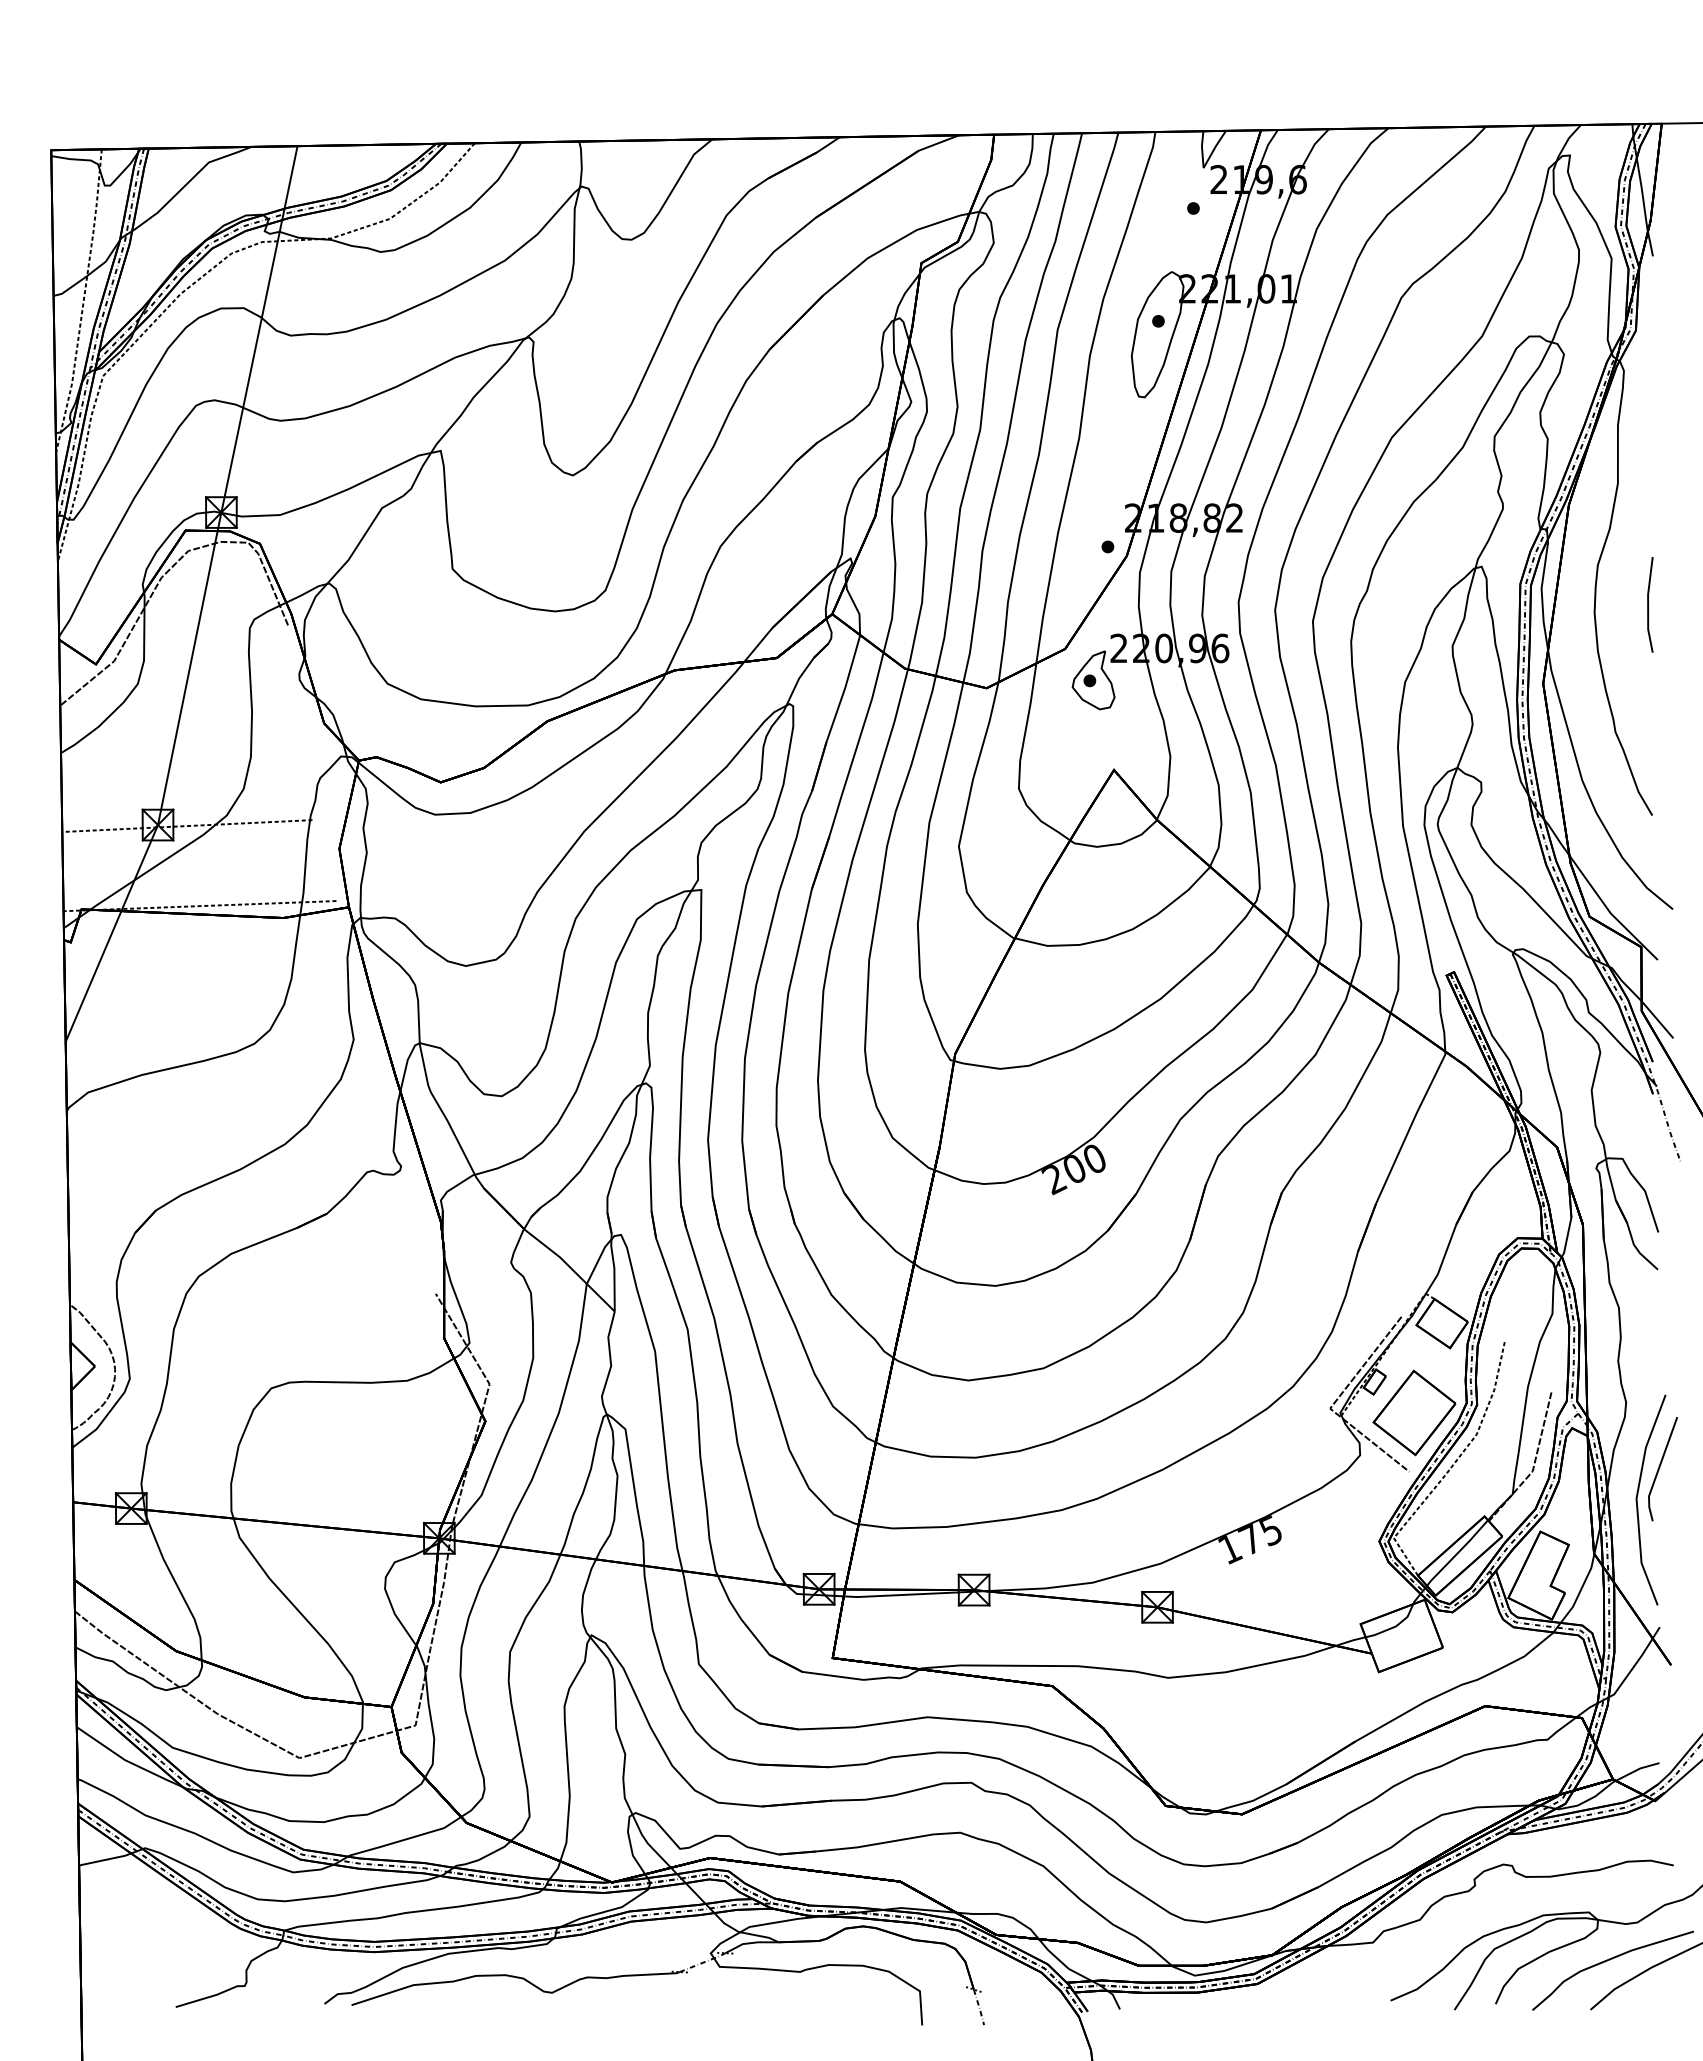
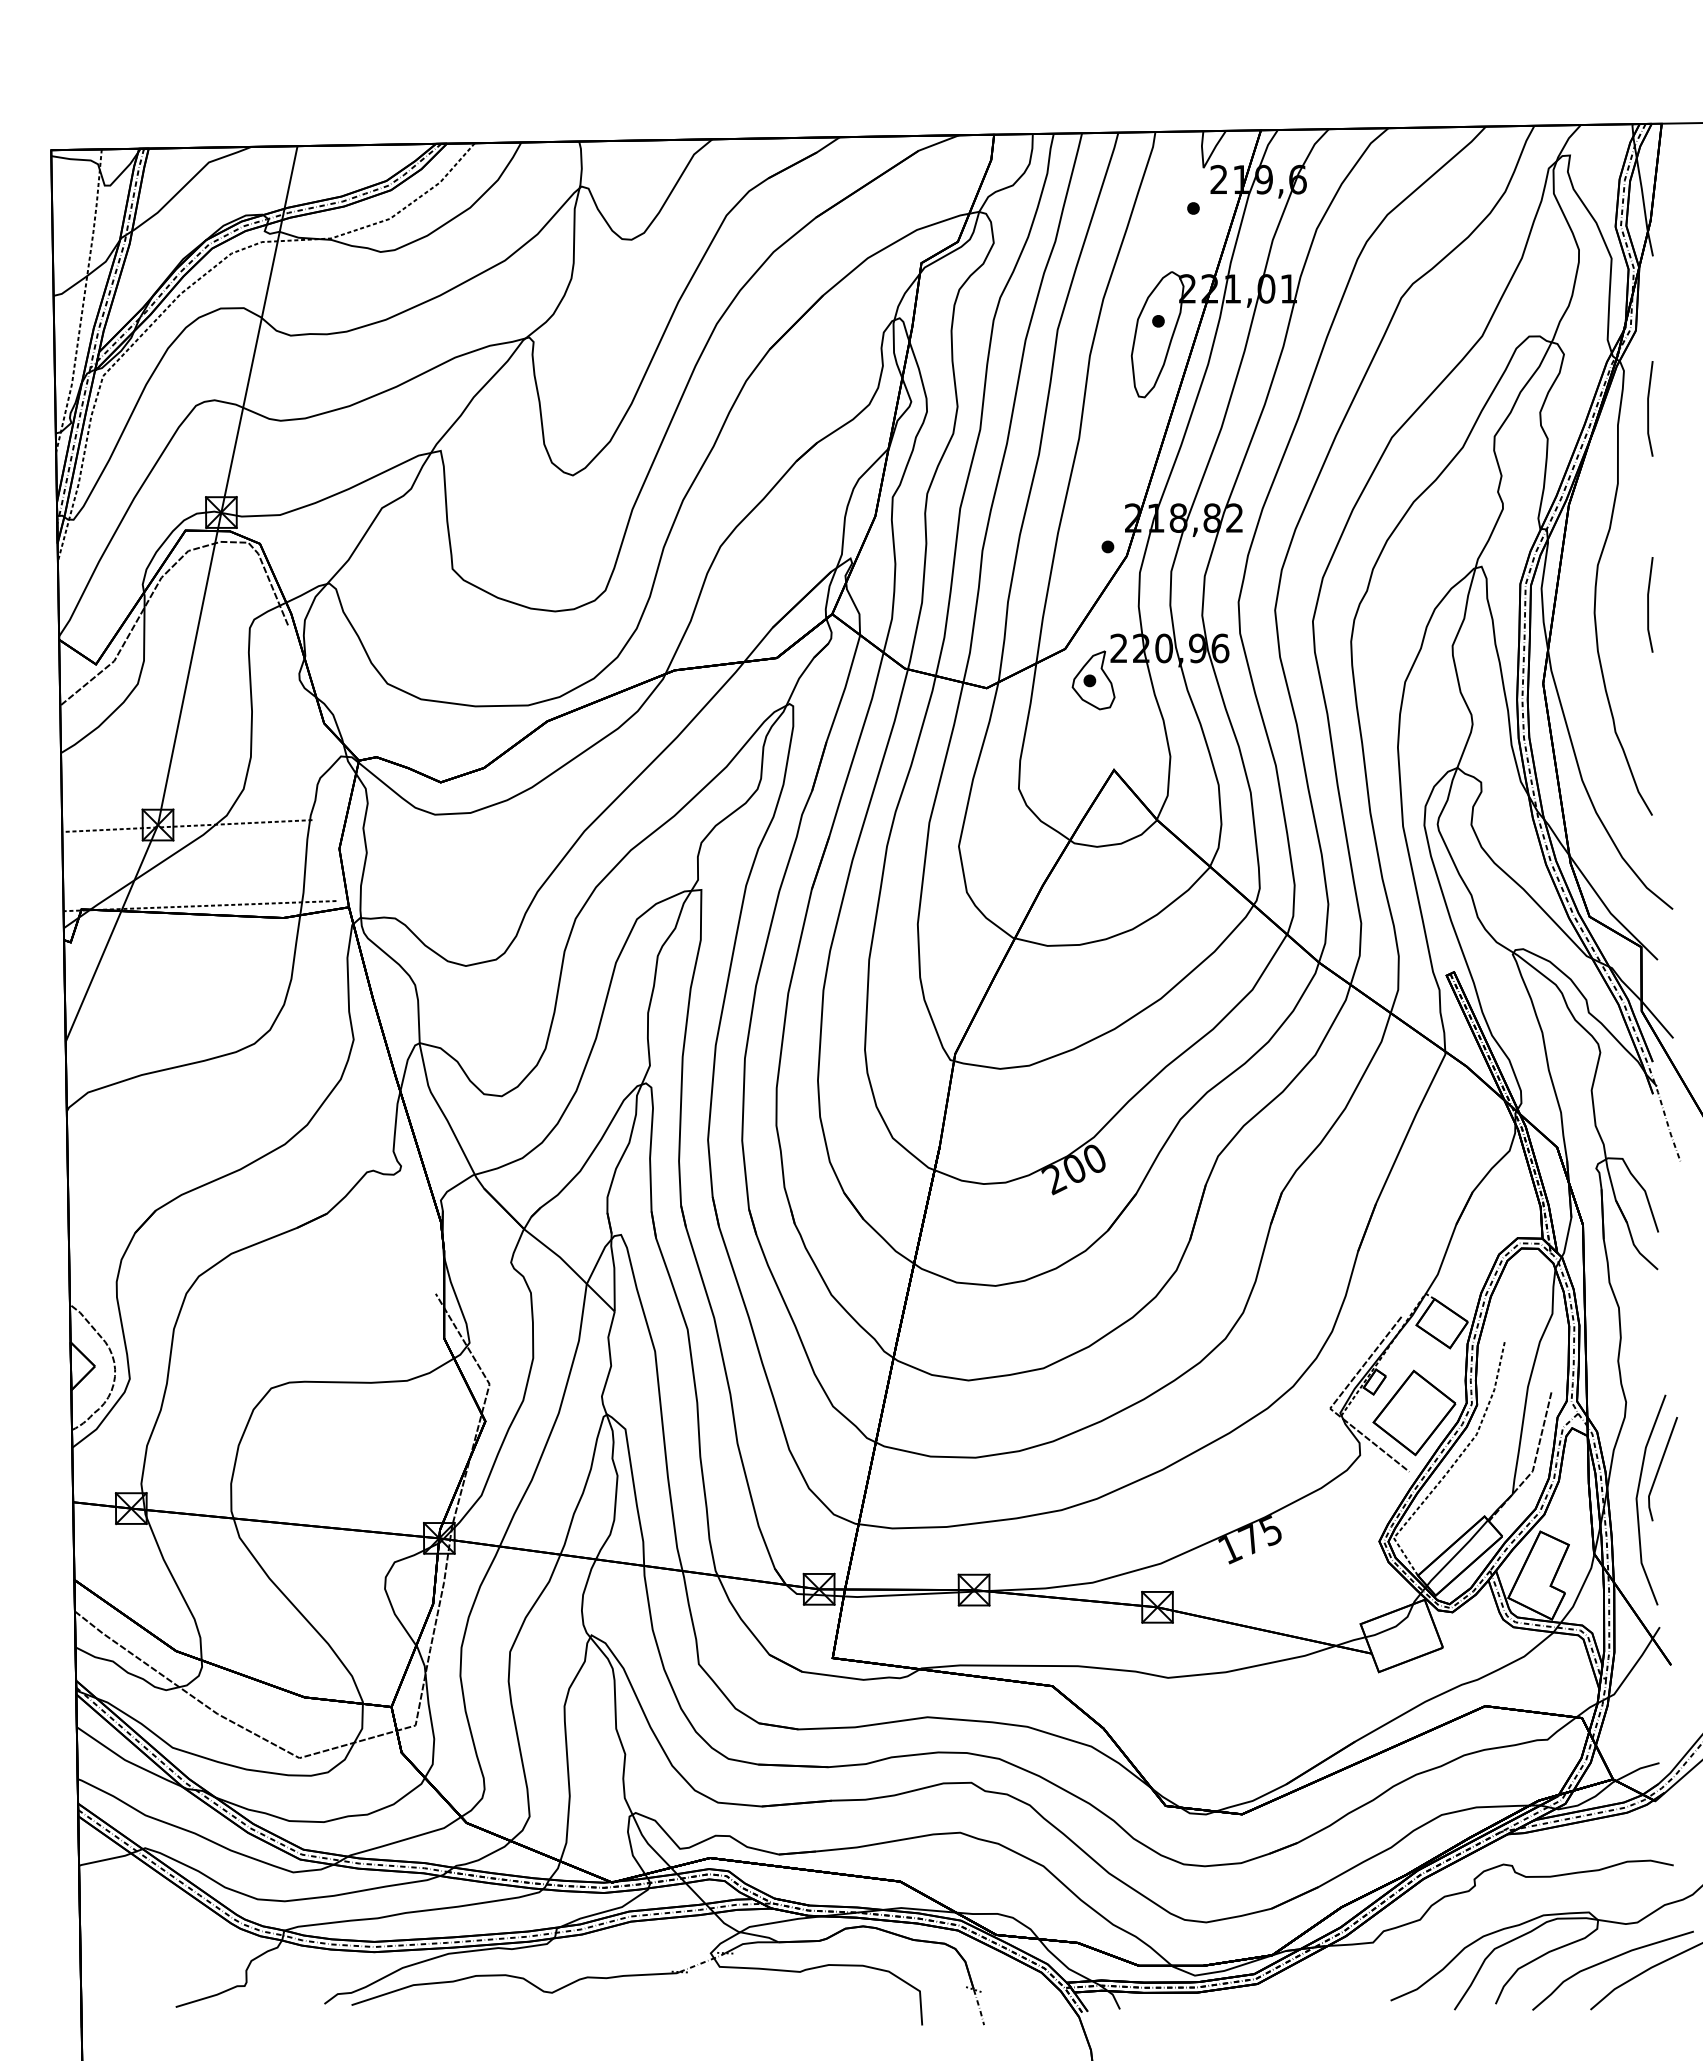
line: none -> present (1648, 408)
